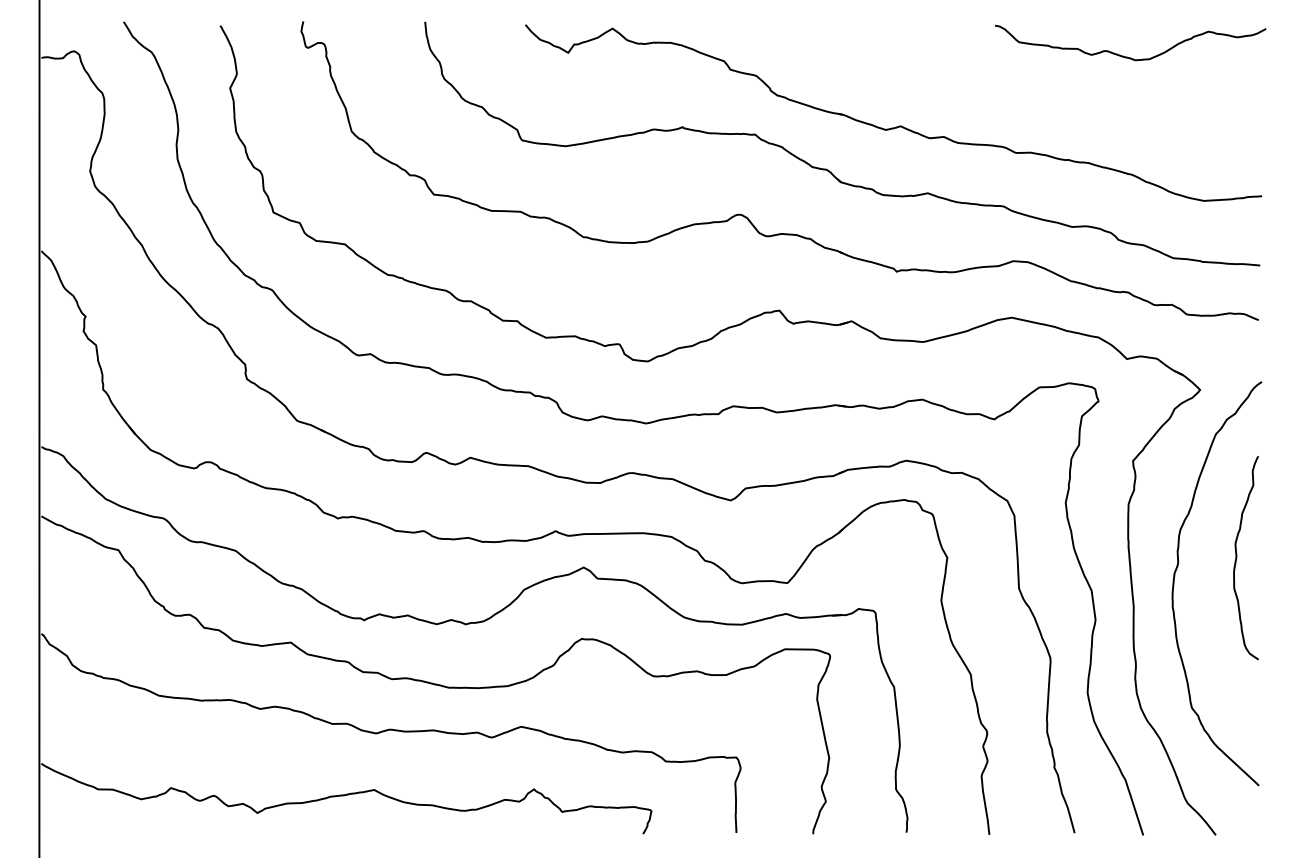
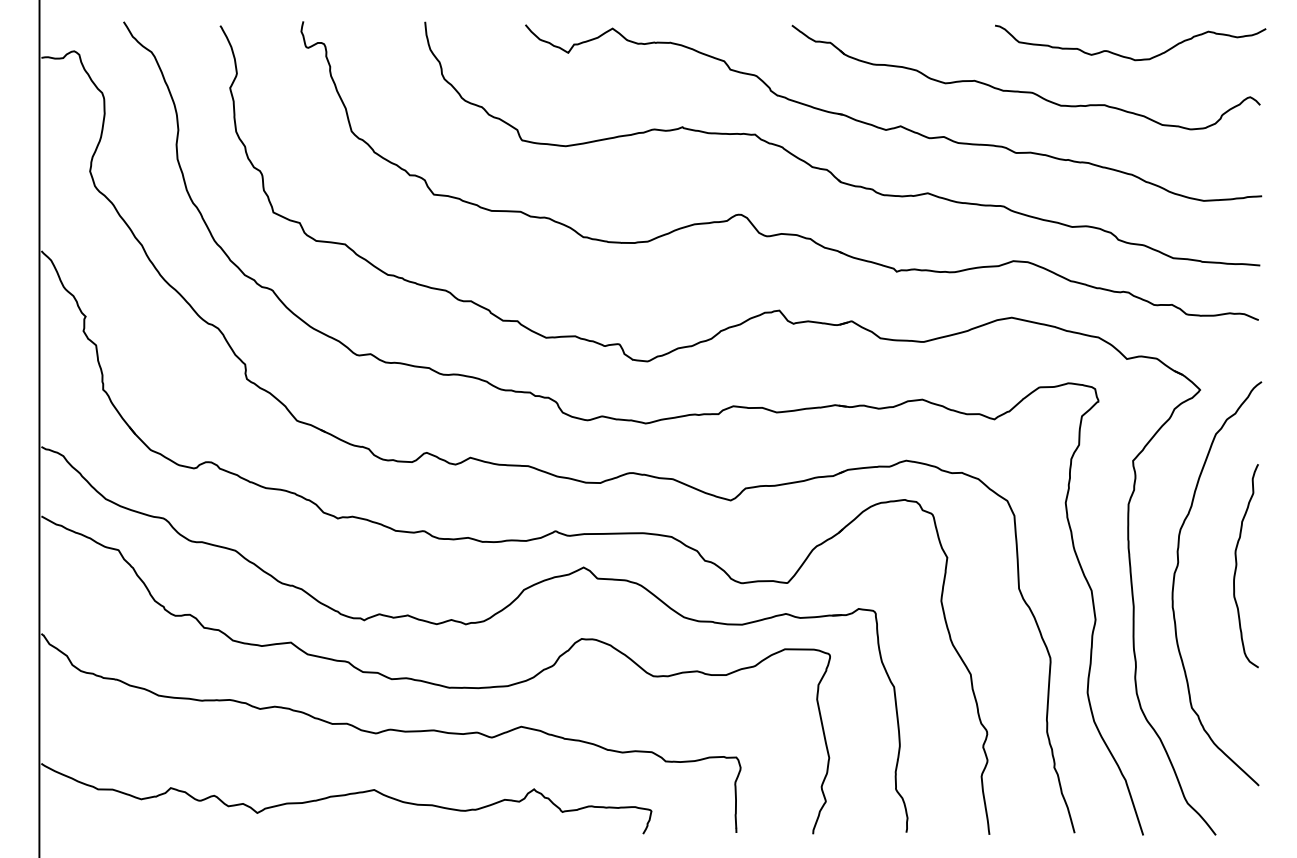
part: none -> present (1025, 91)
curve position: (1237, 558) -> (1237, 566) (1237, 566)
